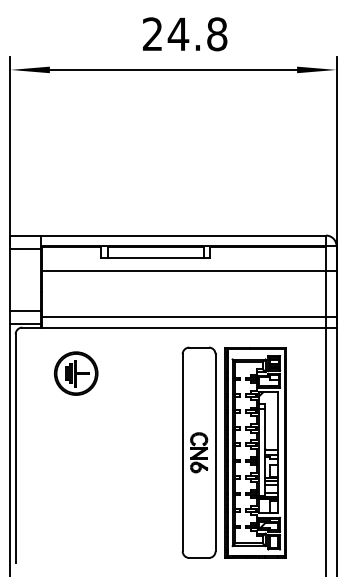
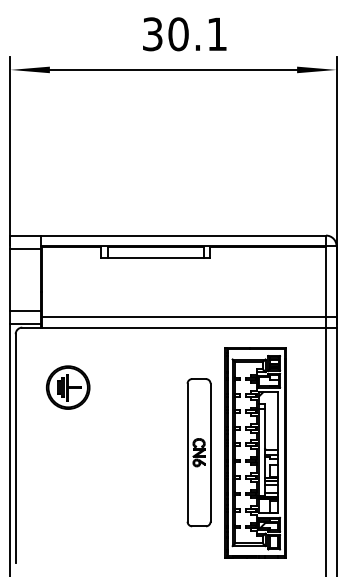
text: 24.8 -> 30.1 (185, 34)
line: present -> none (189, 271)
part position: (76, 373) -> (68, 387) (68, 387)
part size: 36x213 px -> 26x150 px (198, 452)
